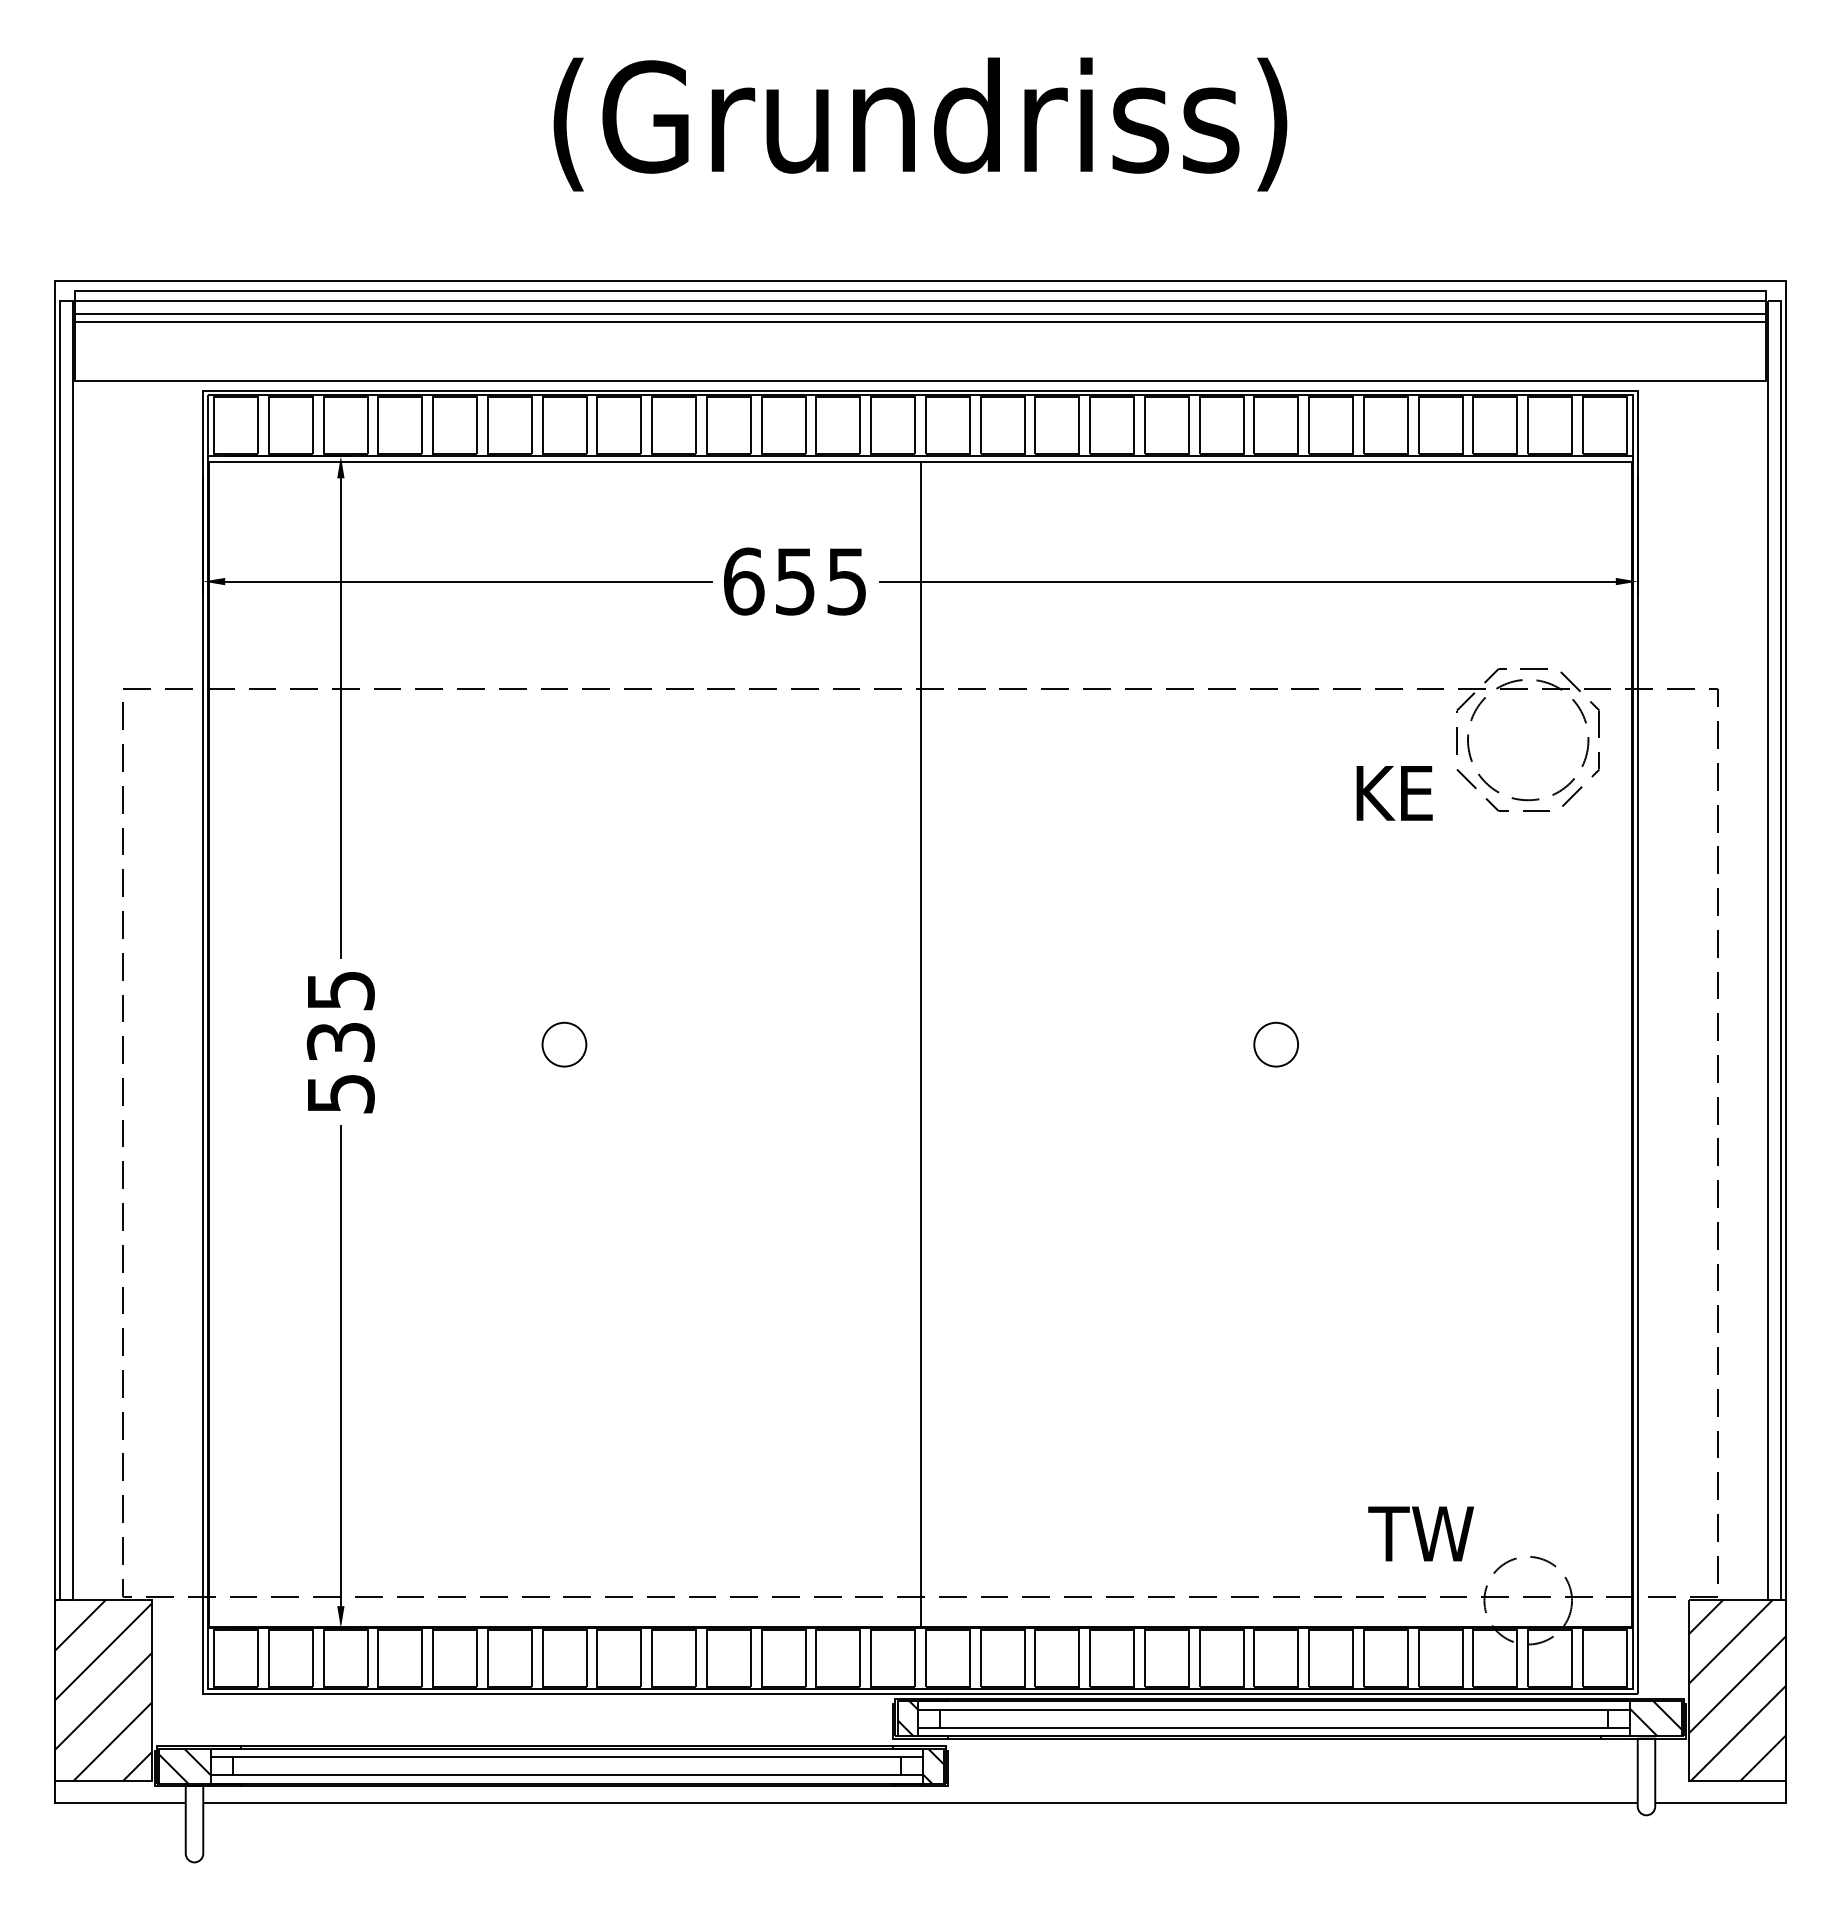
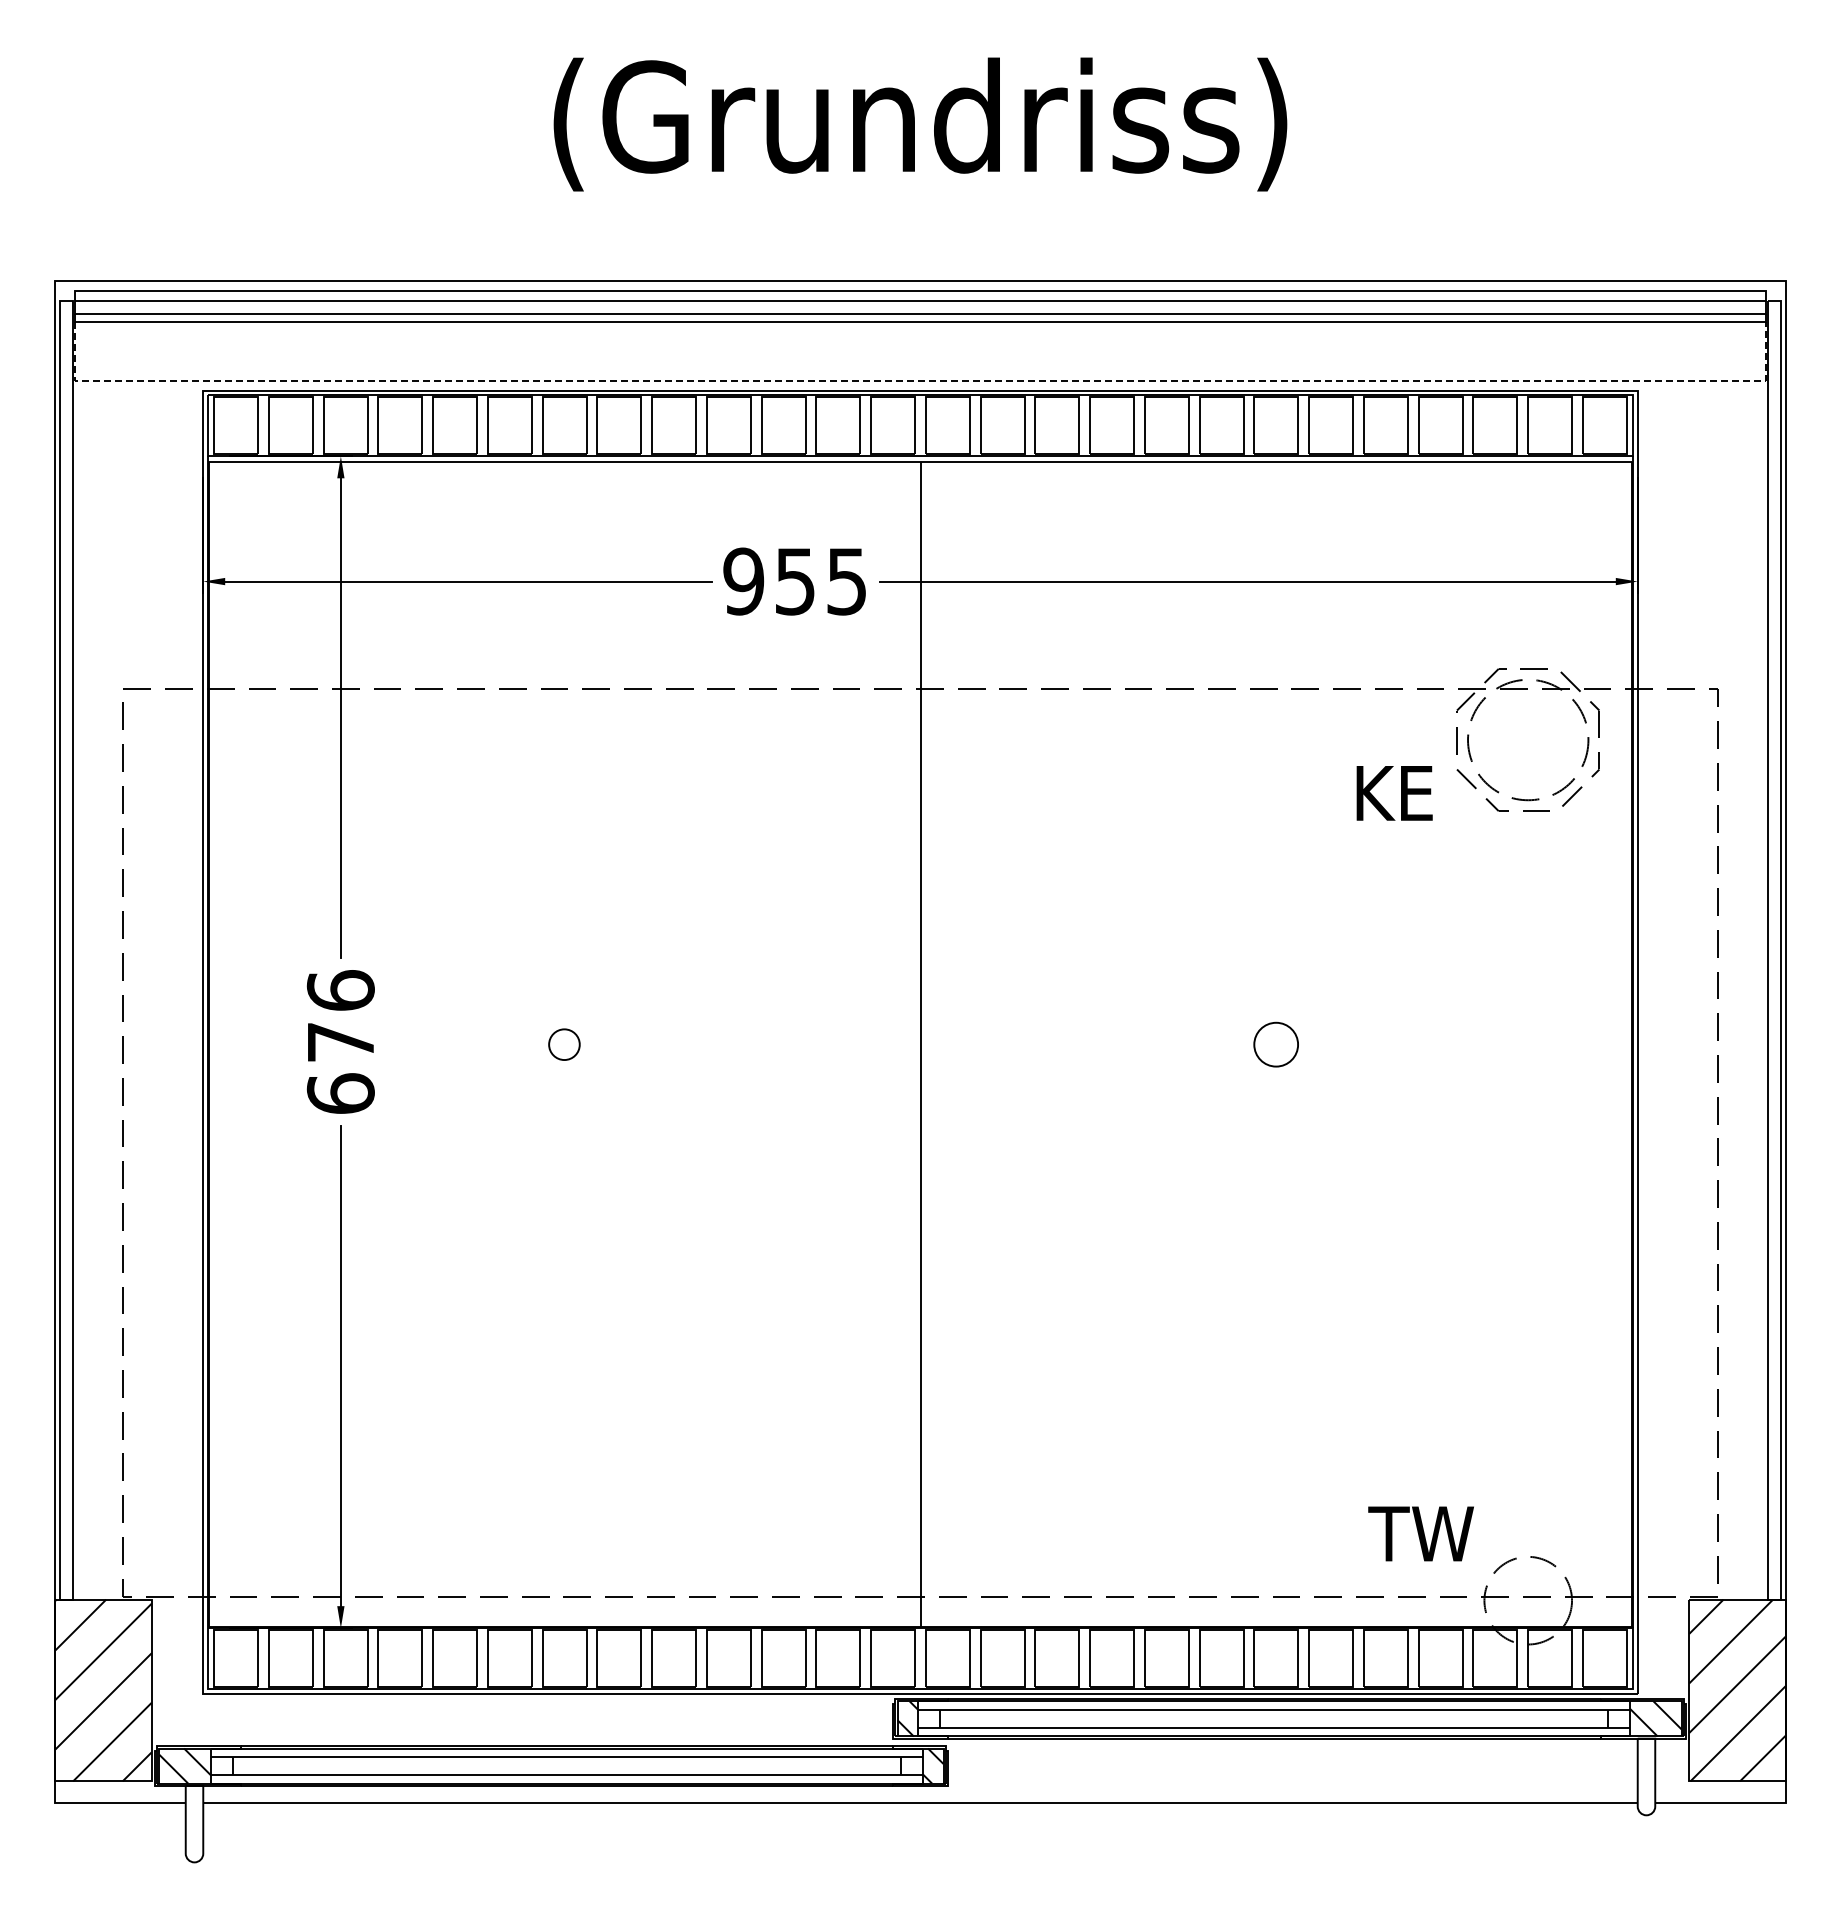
line: solid -> dashed (921, 380)
text: 655 -> 955 (743, 581)
text: 535 -> 676 (340, 1041)
circle diameter: 44 px -> 31 px (564, 1044)
